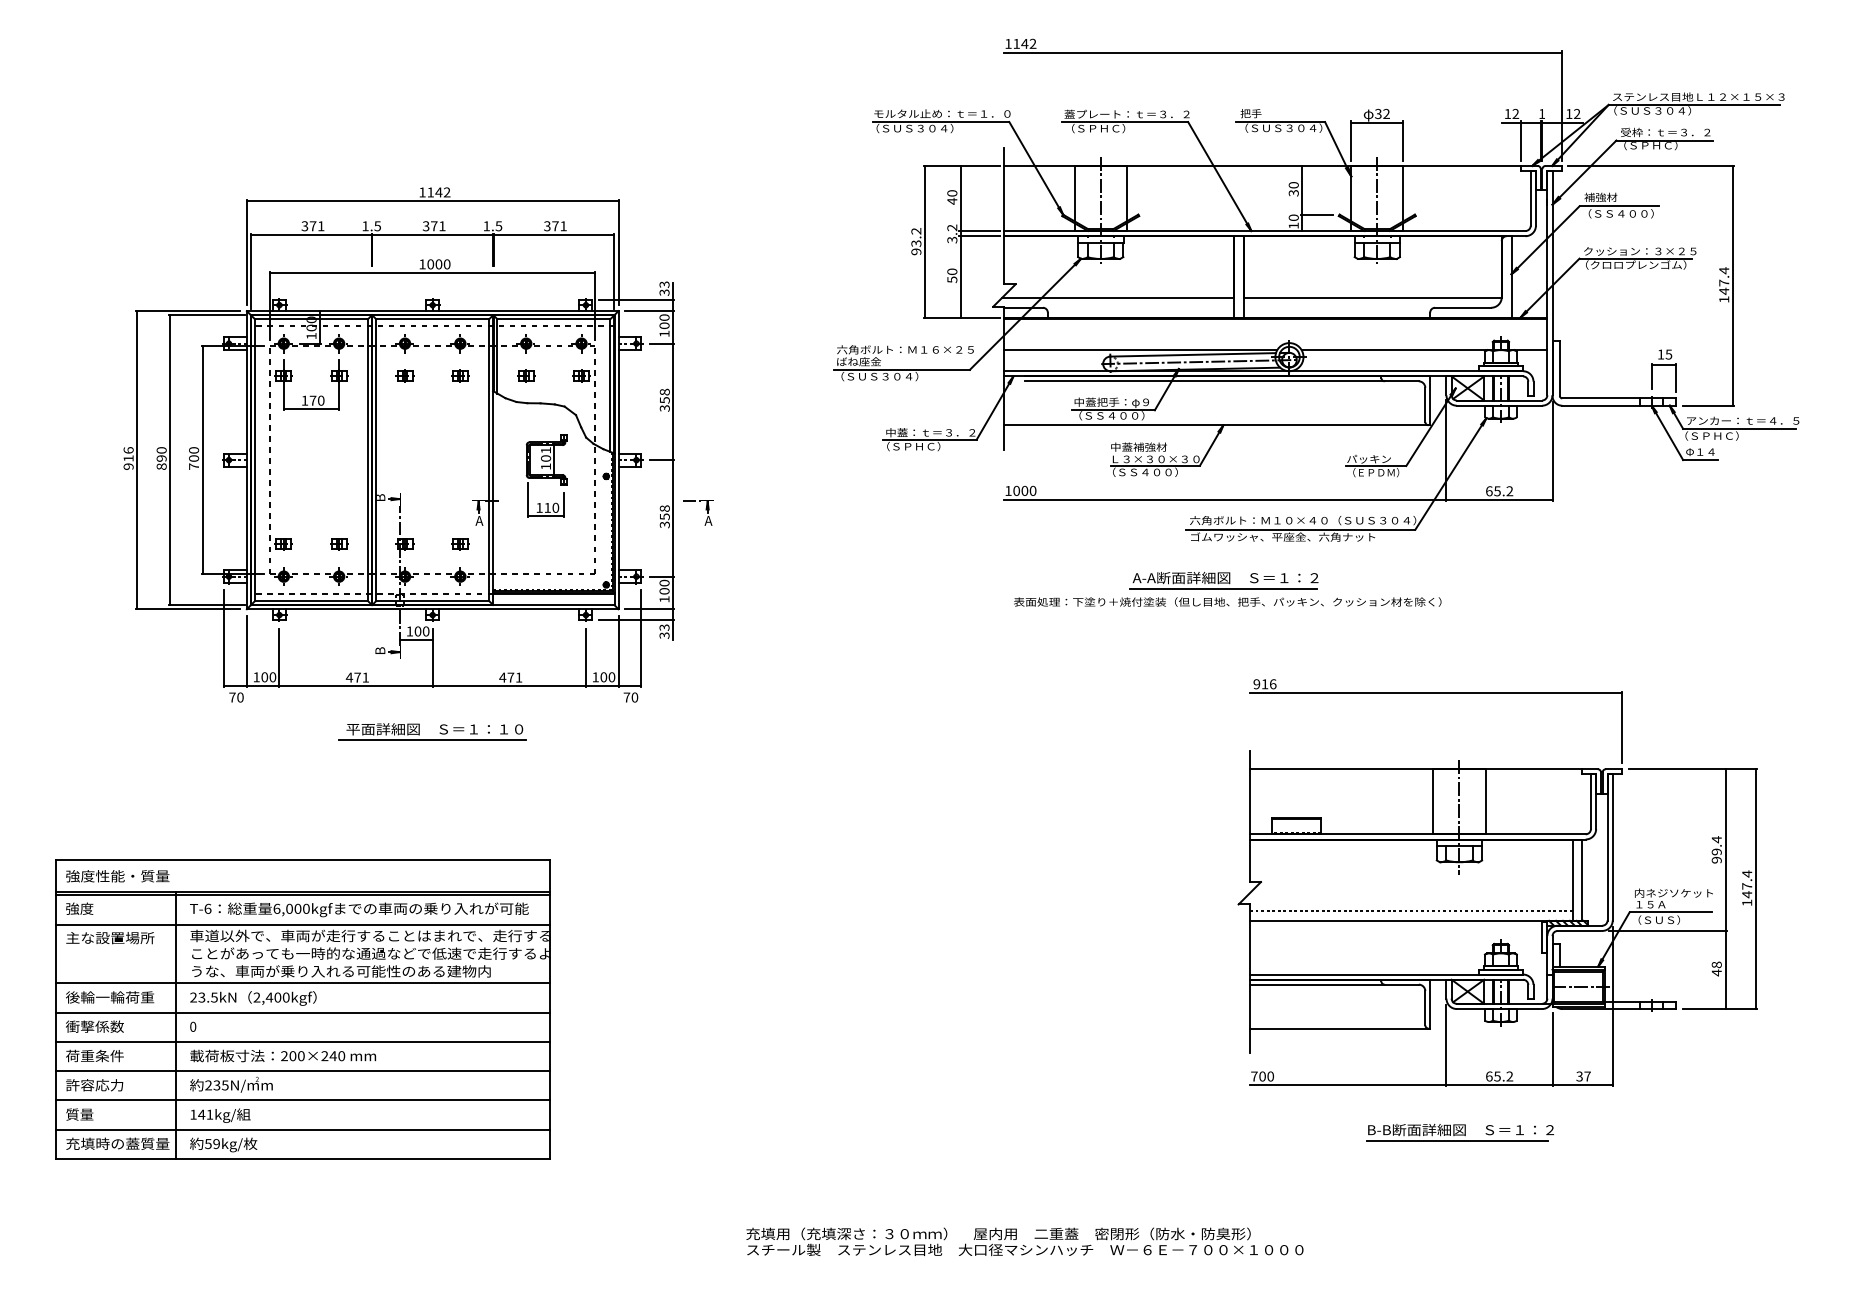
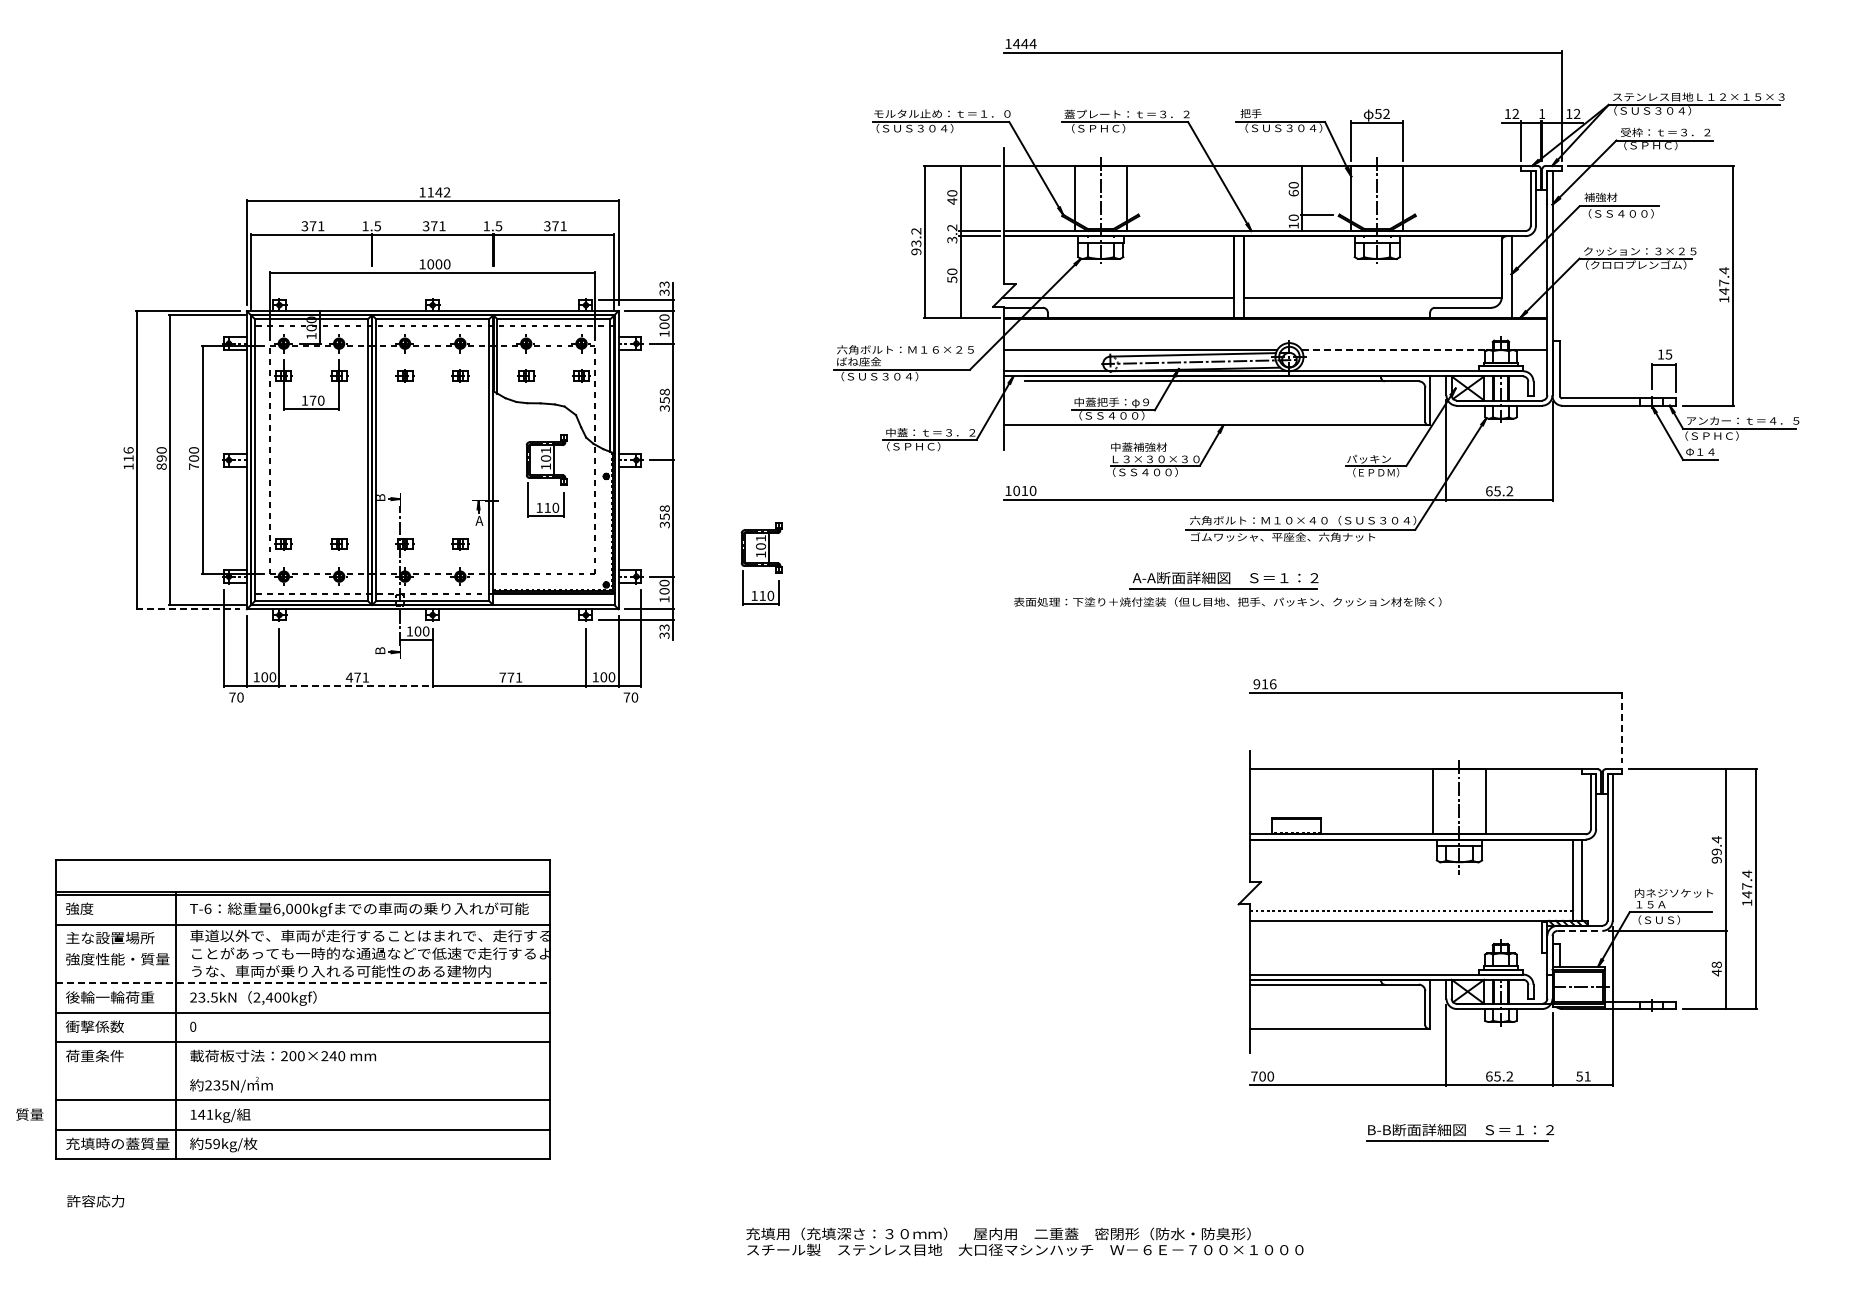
text: 1142 -> 1444 (1024, 43)
text: 32 -> 52 (1378, 113)
text: 30 -> 60 (1293, 192)
line: solid -> dashed (1394, 350)
text: 916 -> 116 (128, 466)
text: 1000 -> 1010 (1024, 490)
part: present -> none (705, 510)
part: none -> present (761, 563)
line: solid -> dashed (188, 609)
text: 471 -> 771 (502, 677)
line: solid -> dashed (356, 686)
line: solid -> dashed (1622, 727)
part: present -> none (439, 732)
text position: (117, 876) -> (117, 959) (117, 959)
line: solid -> dashed (1580, 930)
line: solid -> dashed (303, 983)
line: present -> none (302, 1071)
text: 37 -> 51 (1583, 1076)
text position: (94, 1085) -> (95, 1201) (95, 1201)
text position: (79, 1114) -> (29, 1114) (29, 1114)
